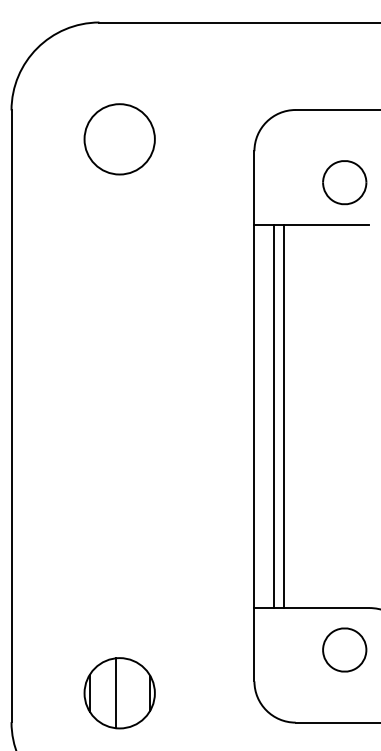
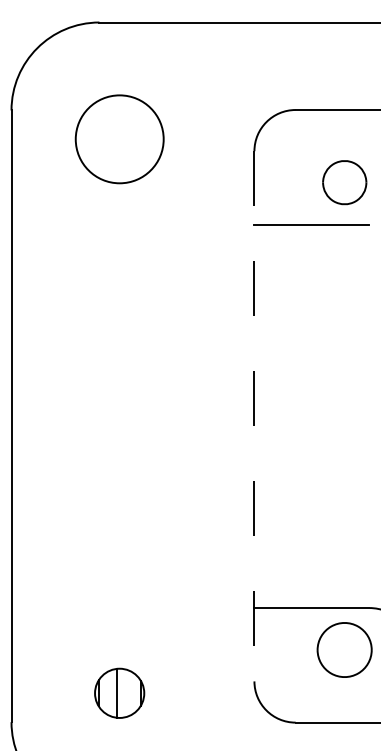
circle diameter: 70 px -> 88 px (119, 139)
line: solid -> dashed (254, 416)
line: present -> none (274, 416)
line: present -> none (284, 416)
part size: 46x46 px -> 57x56 px (344, 649)
part size: 73x73 px -> 52x52 px (119, 692)
